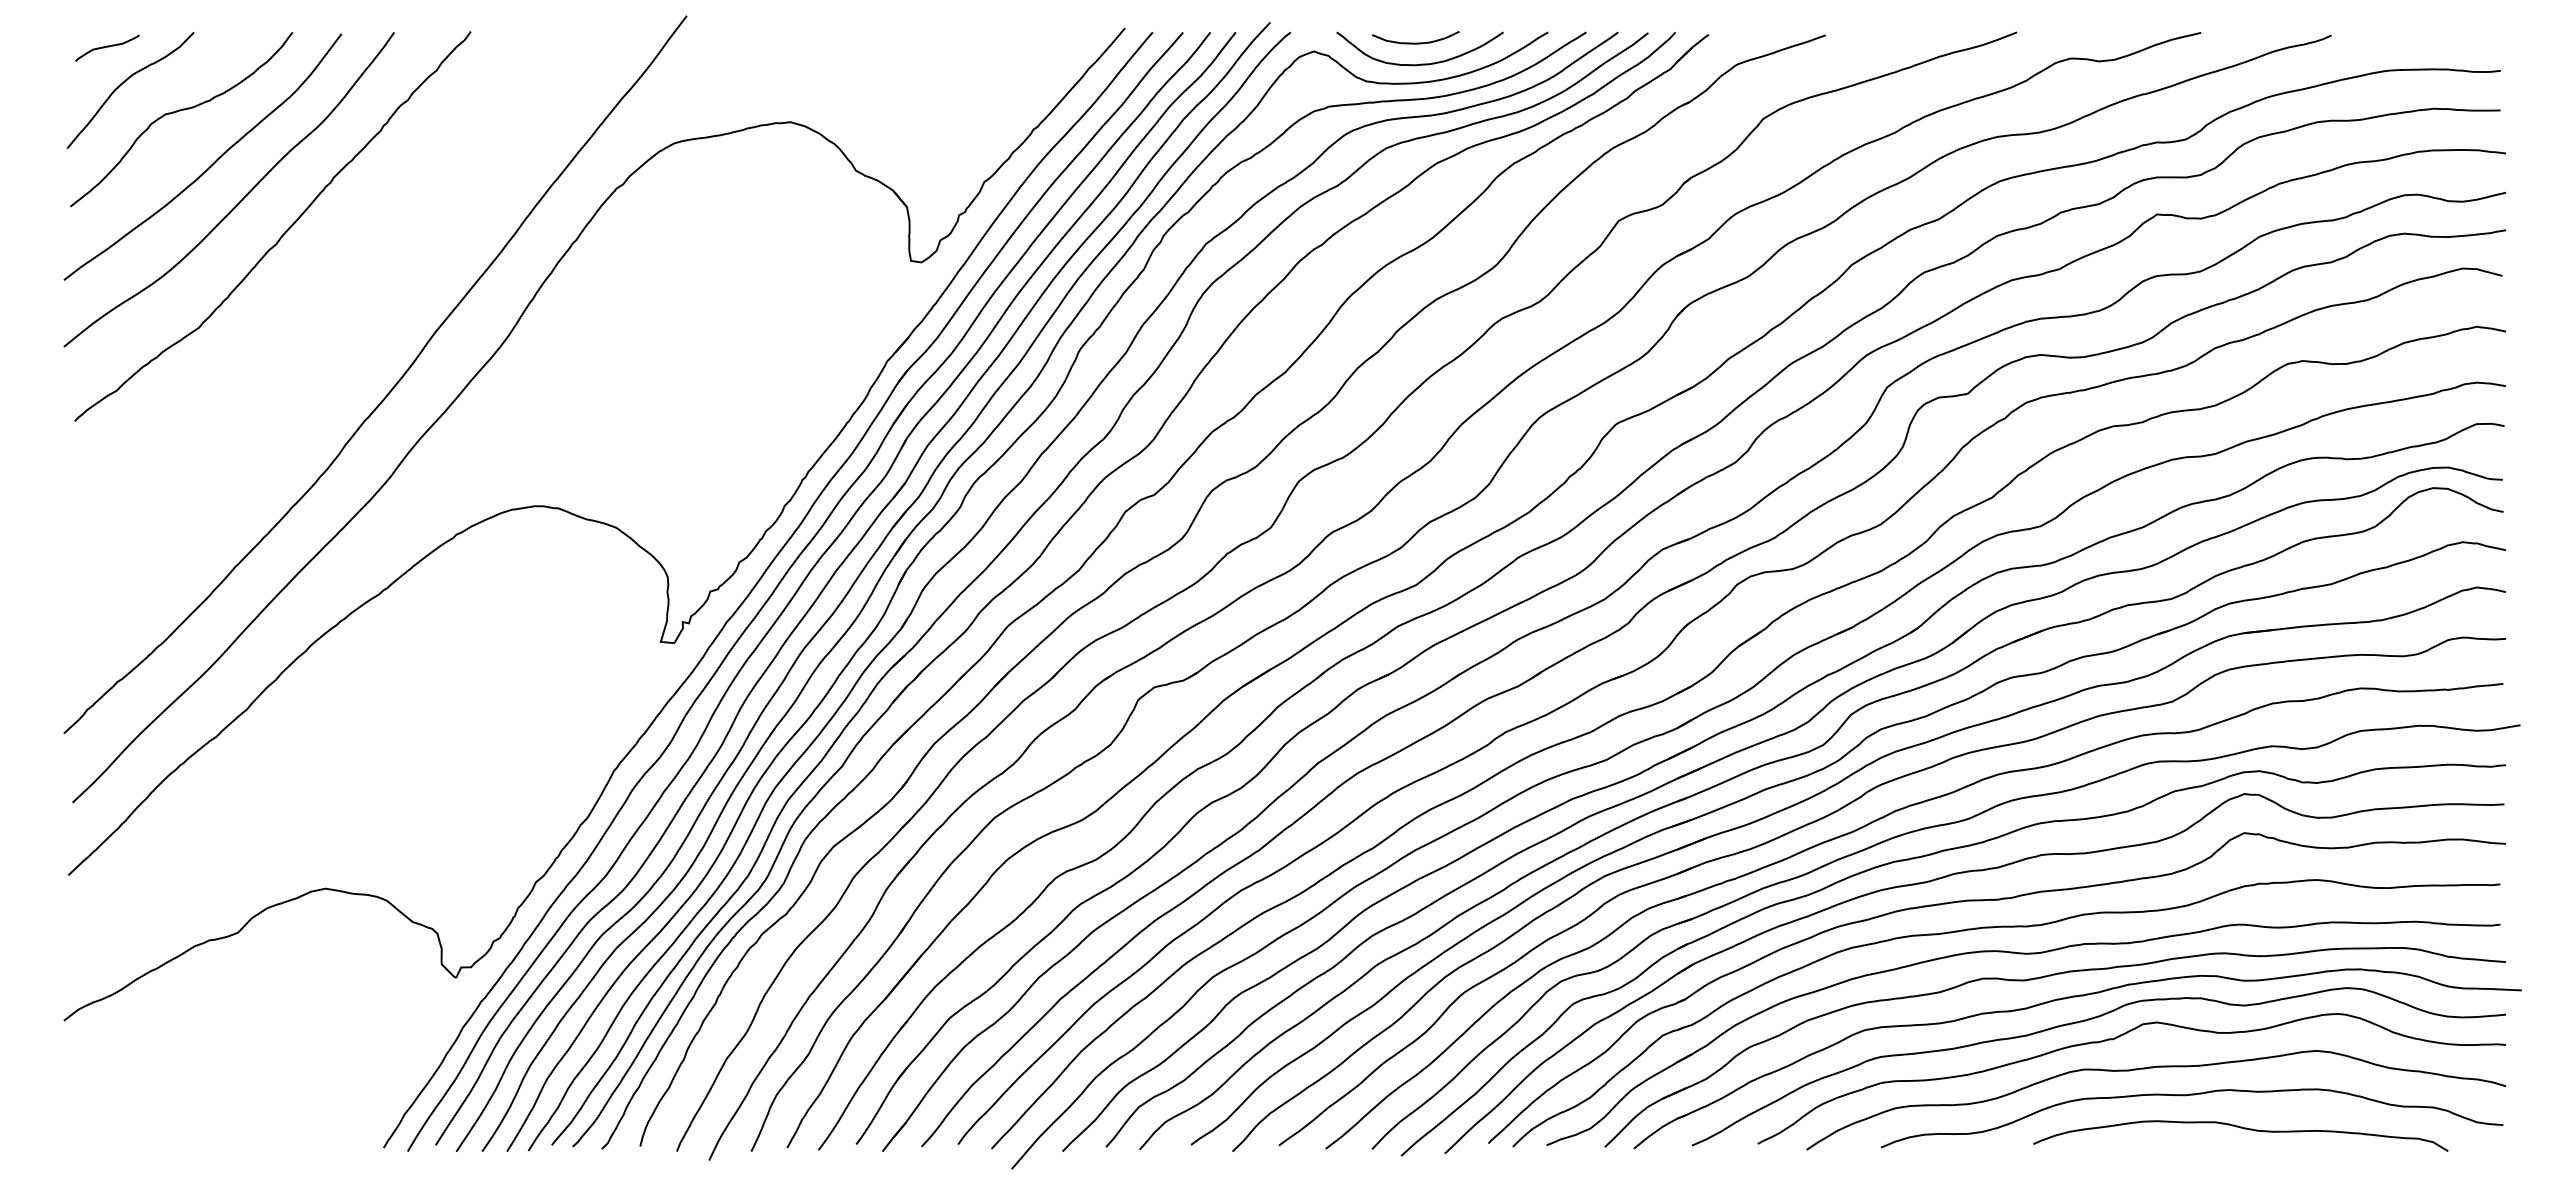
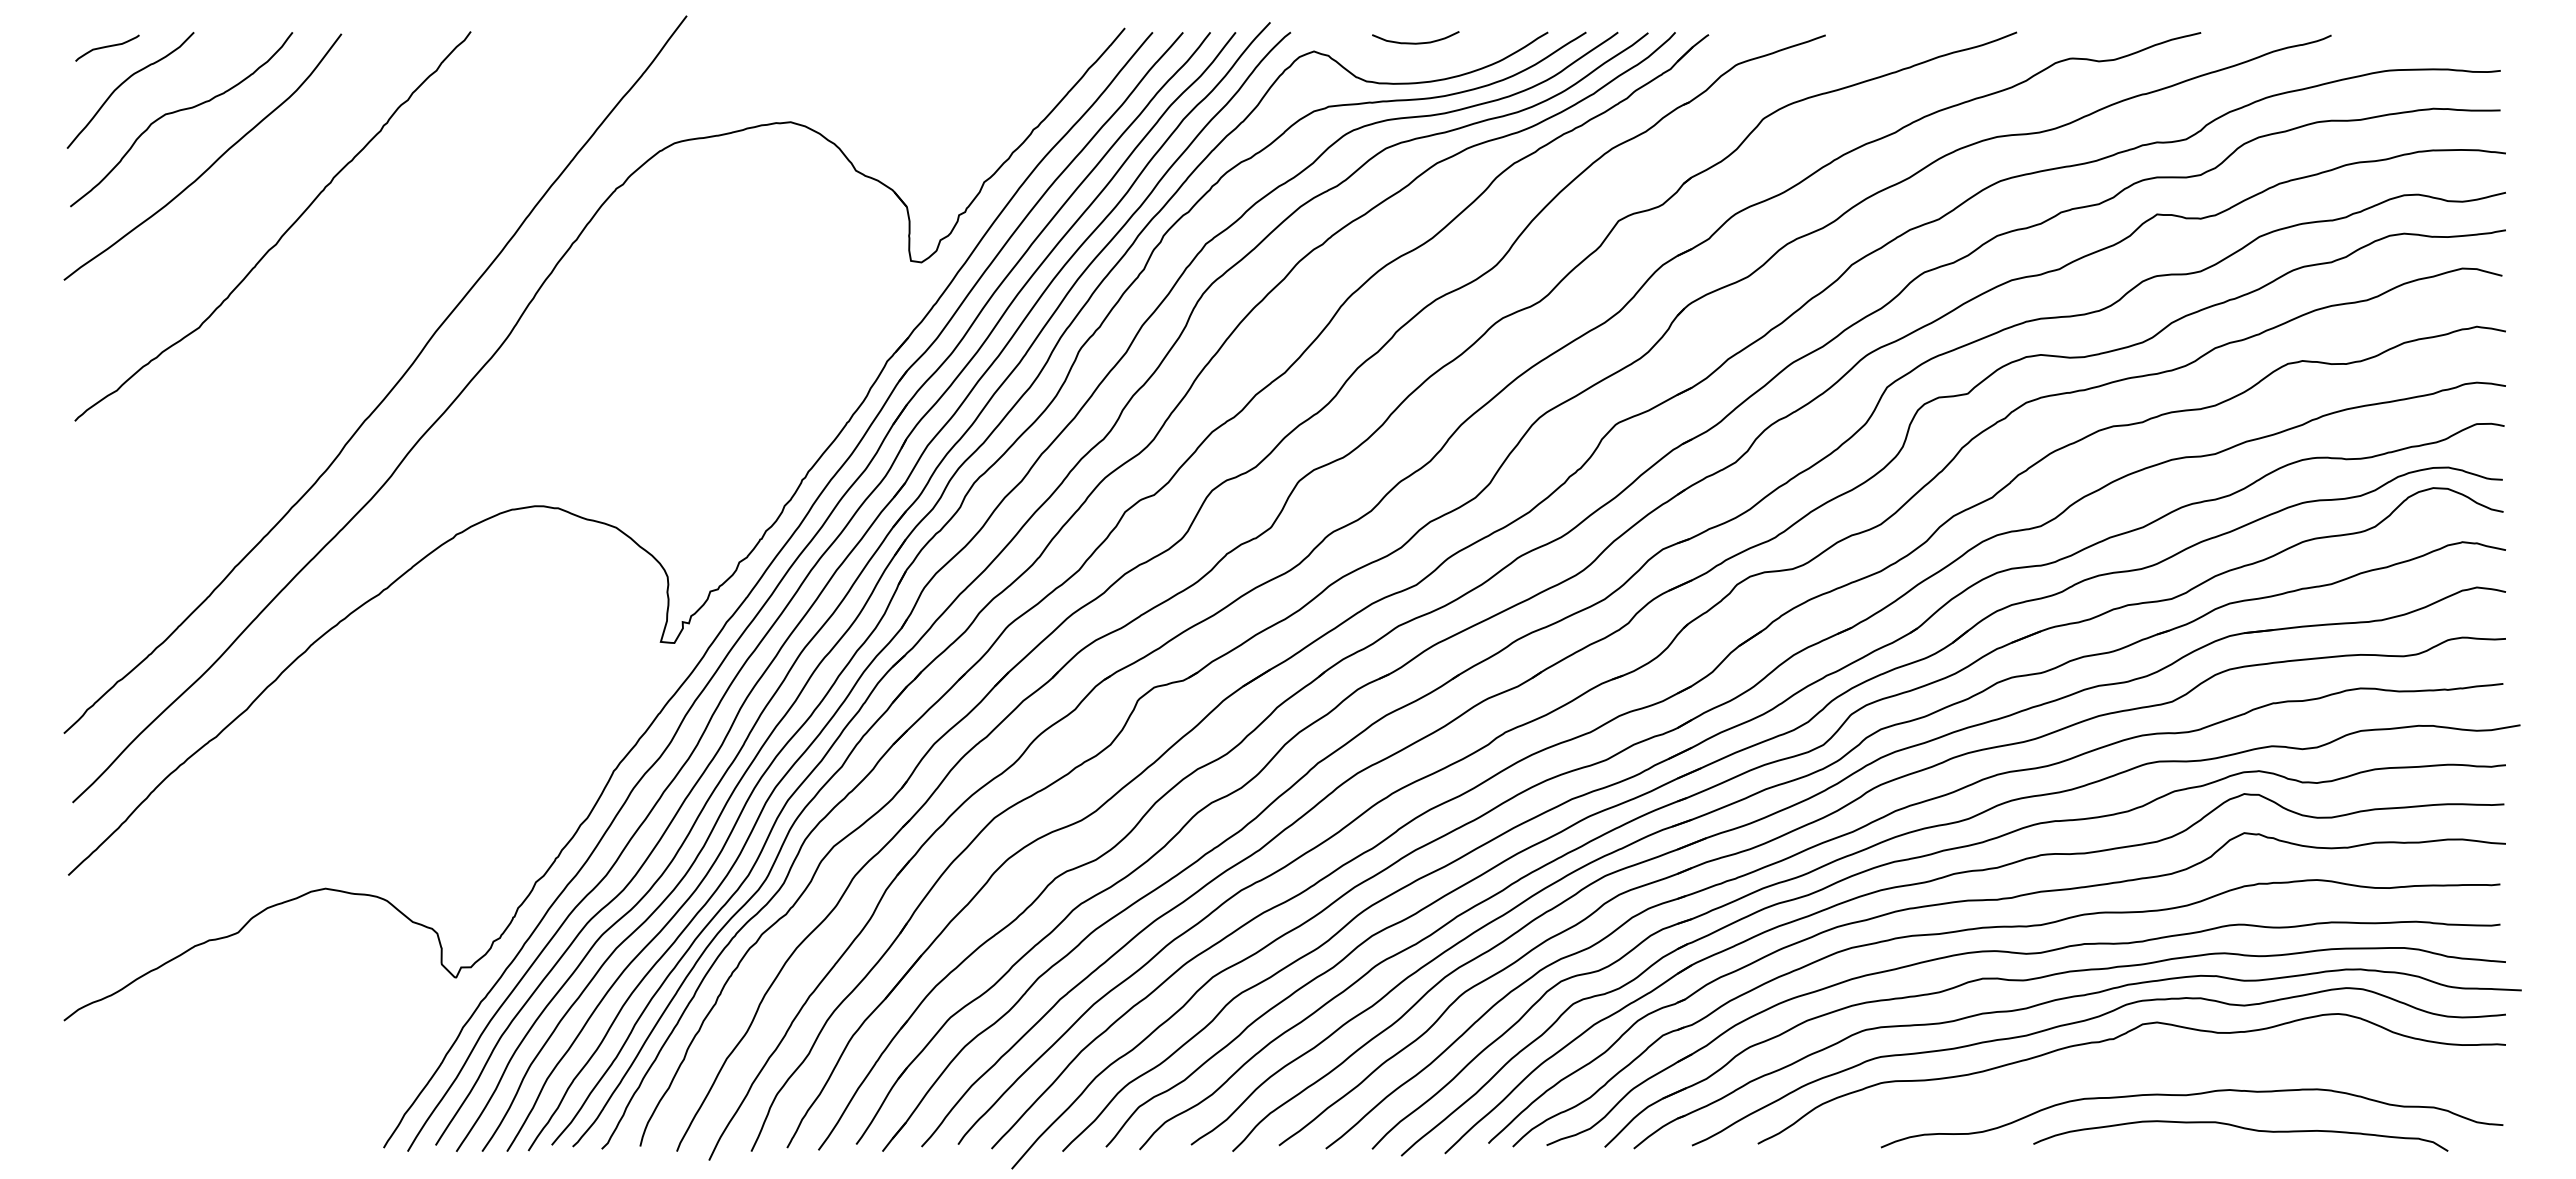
curve: present -> none (1420, 63)
curve: present -> none (240, 200)
curve: present -> none (2153, 1068)
